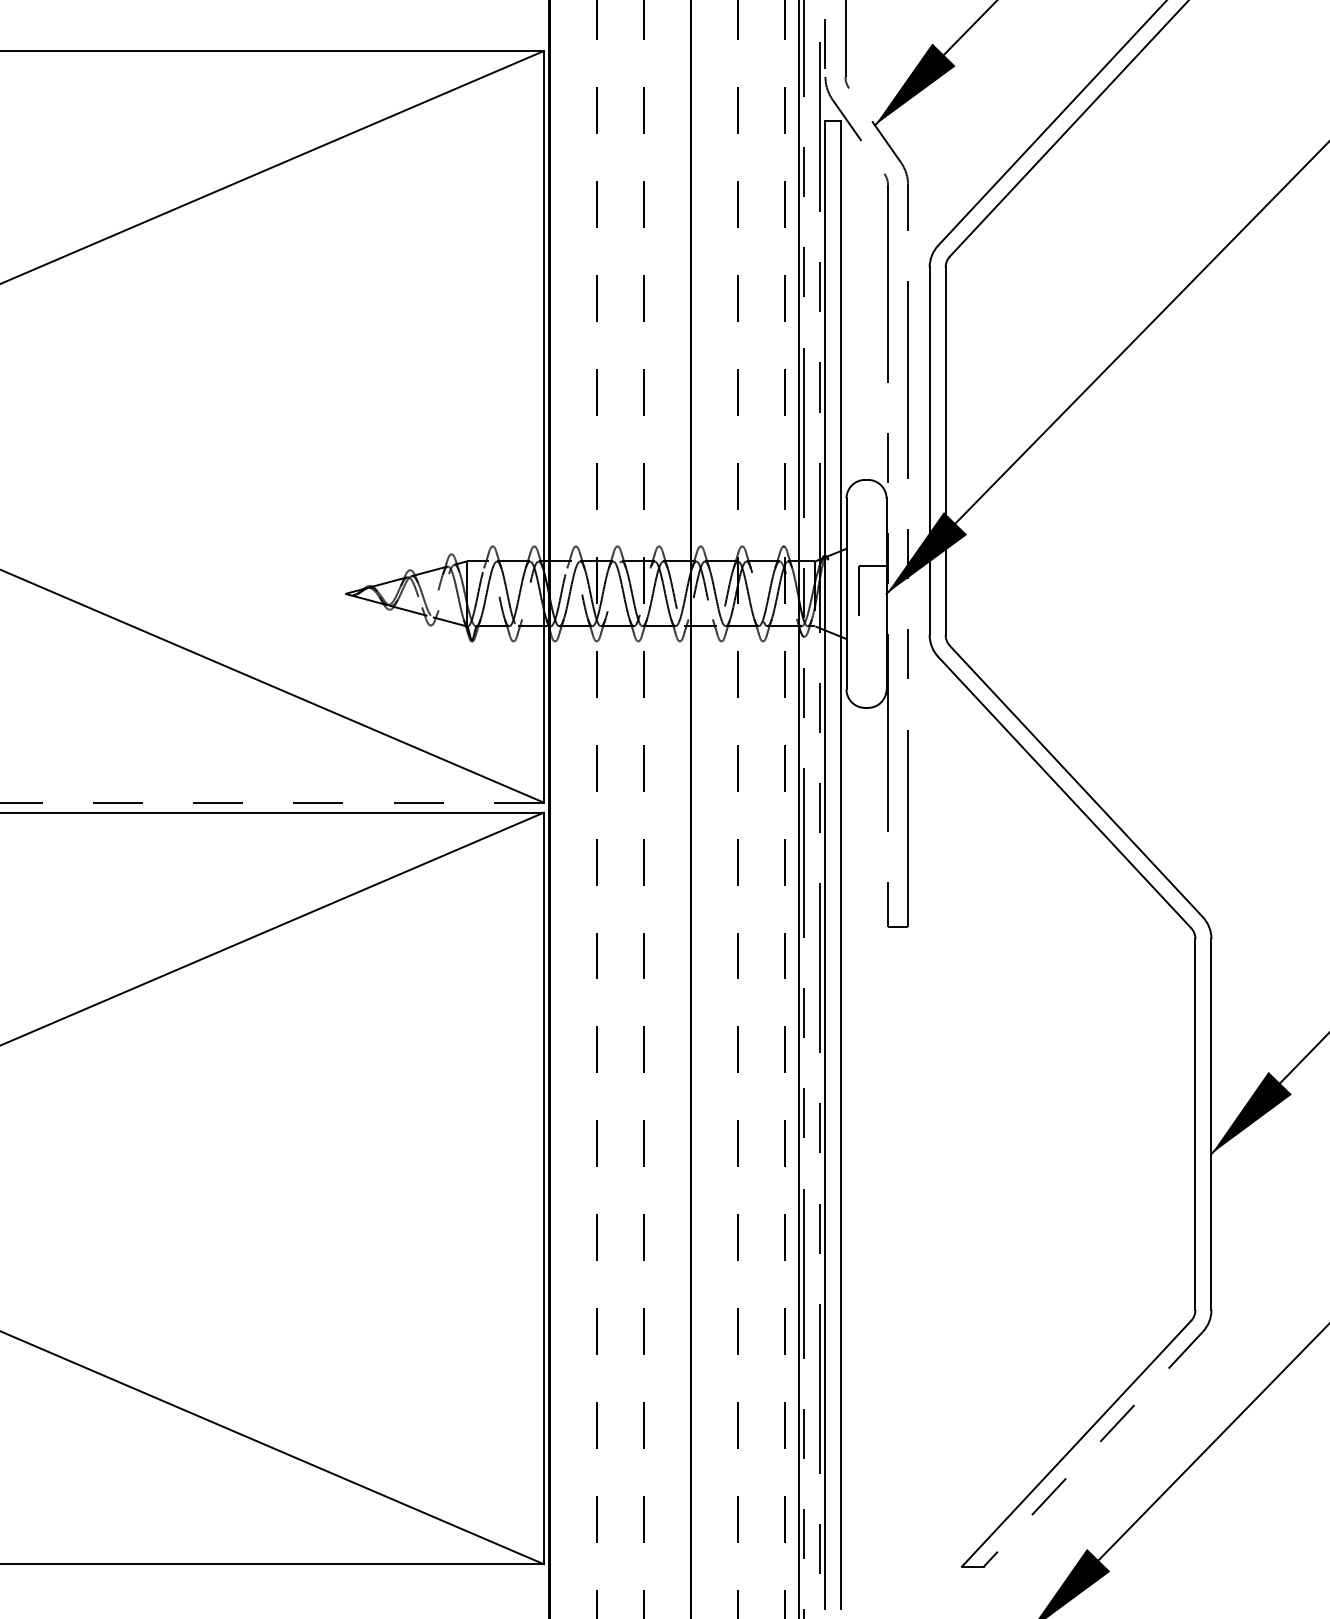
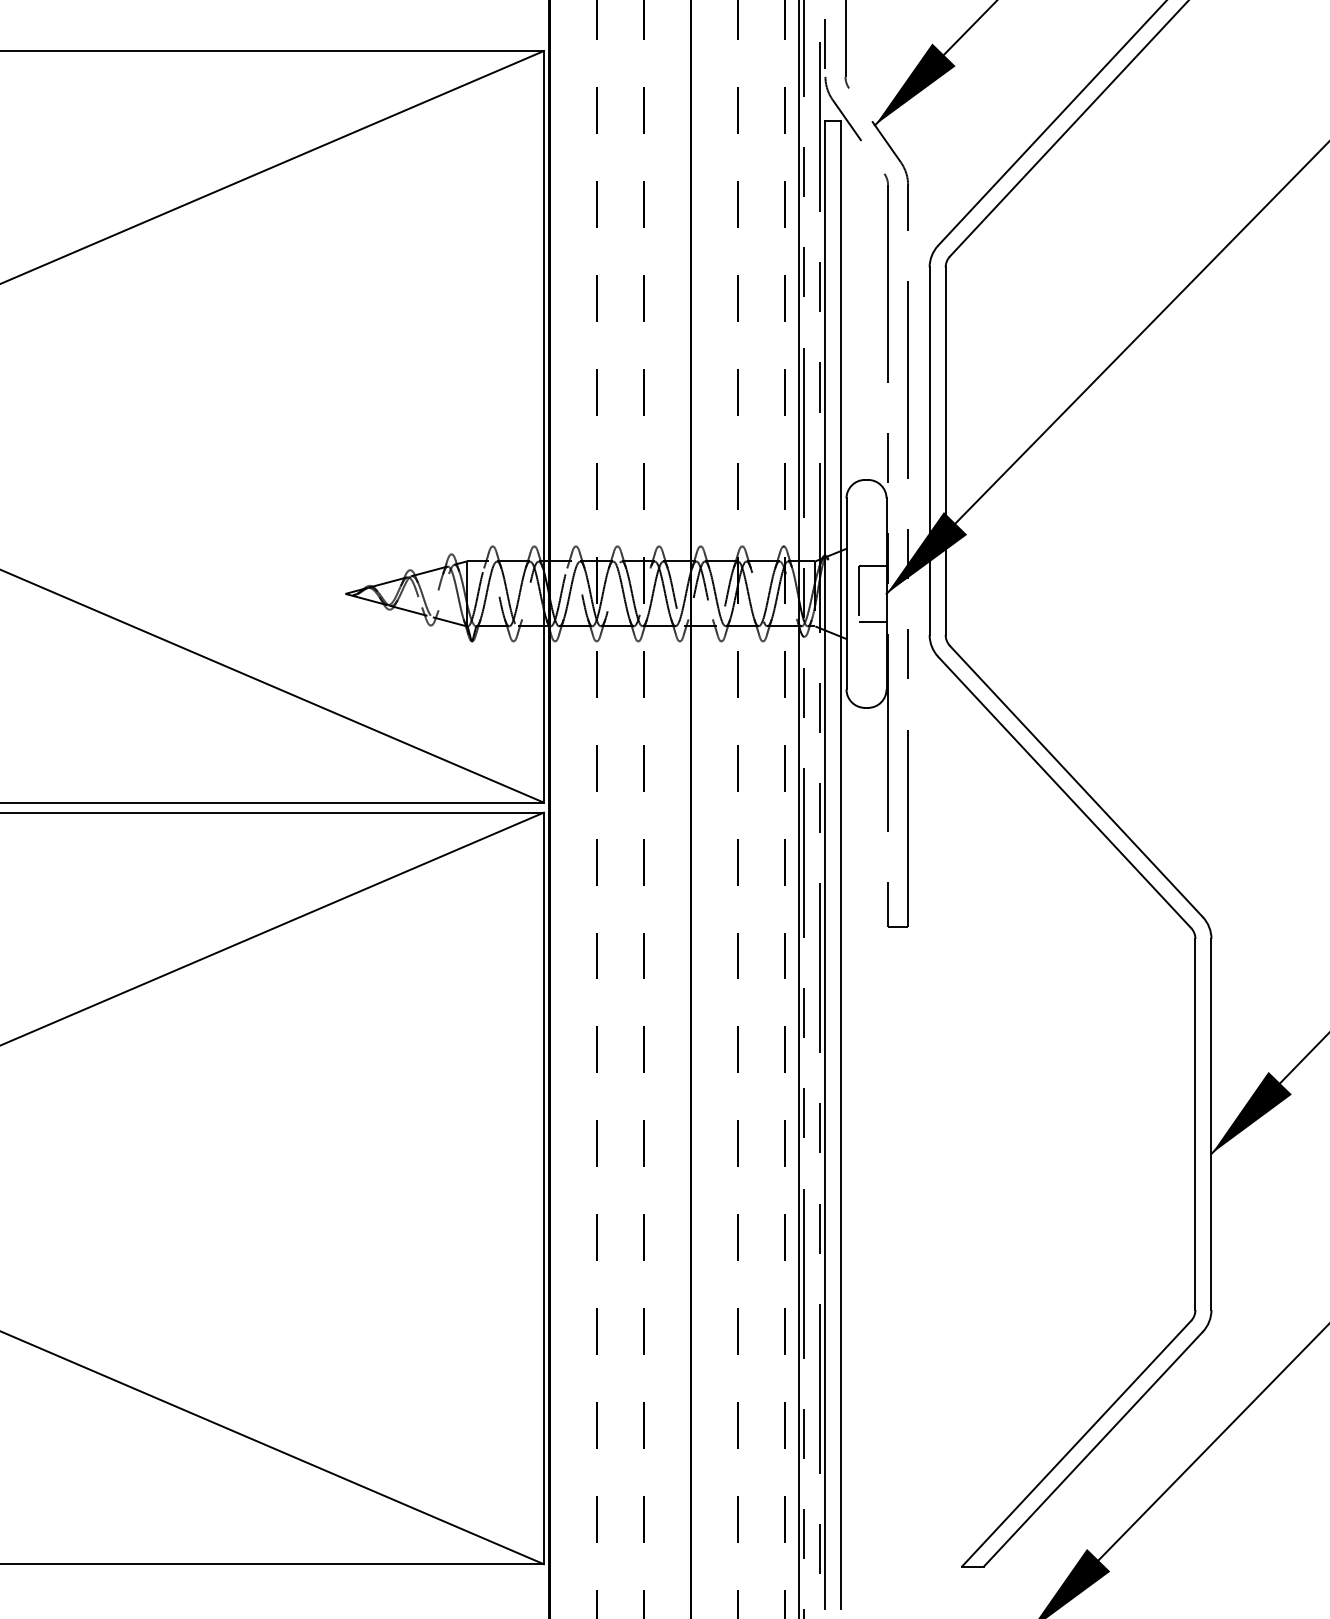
line: none -> present (872, 622)
line: dashed -> solid (271, 802)
line: dashed -> solid (1093, 1449)
